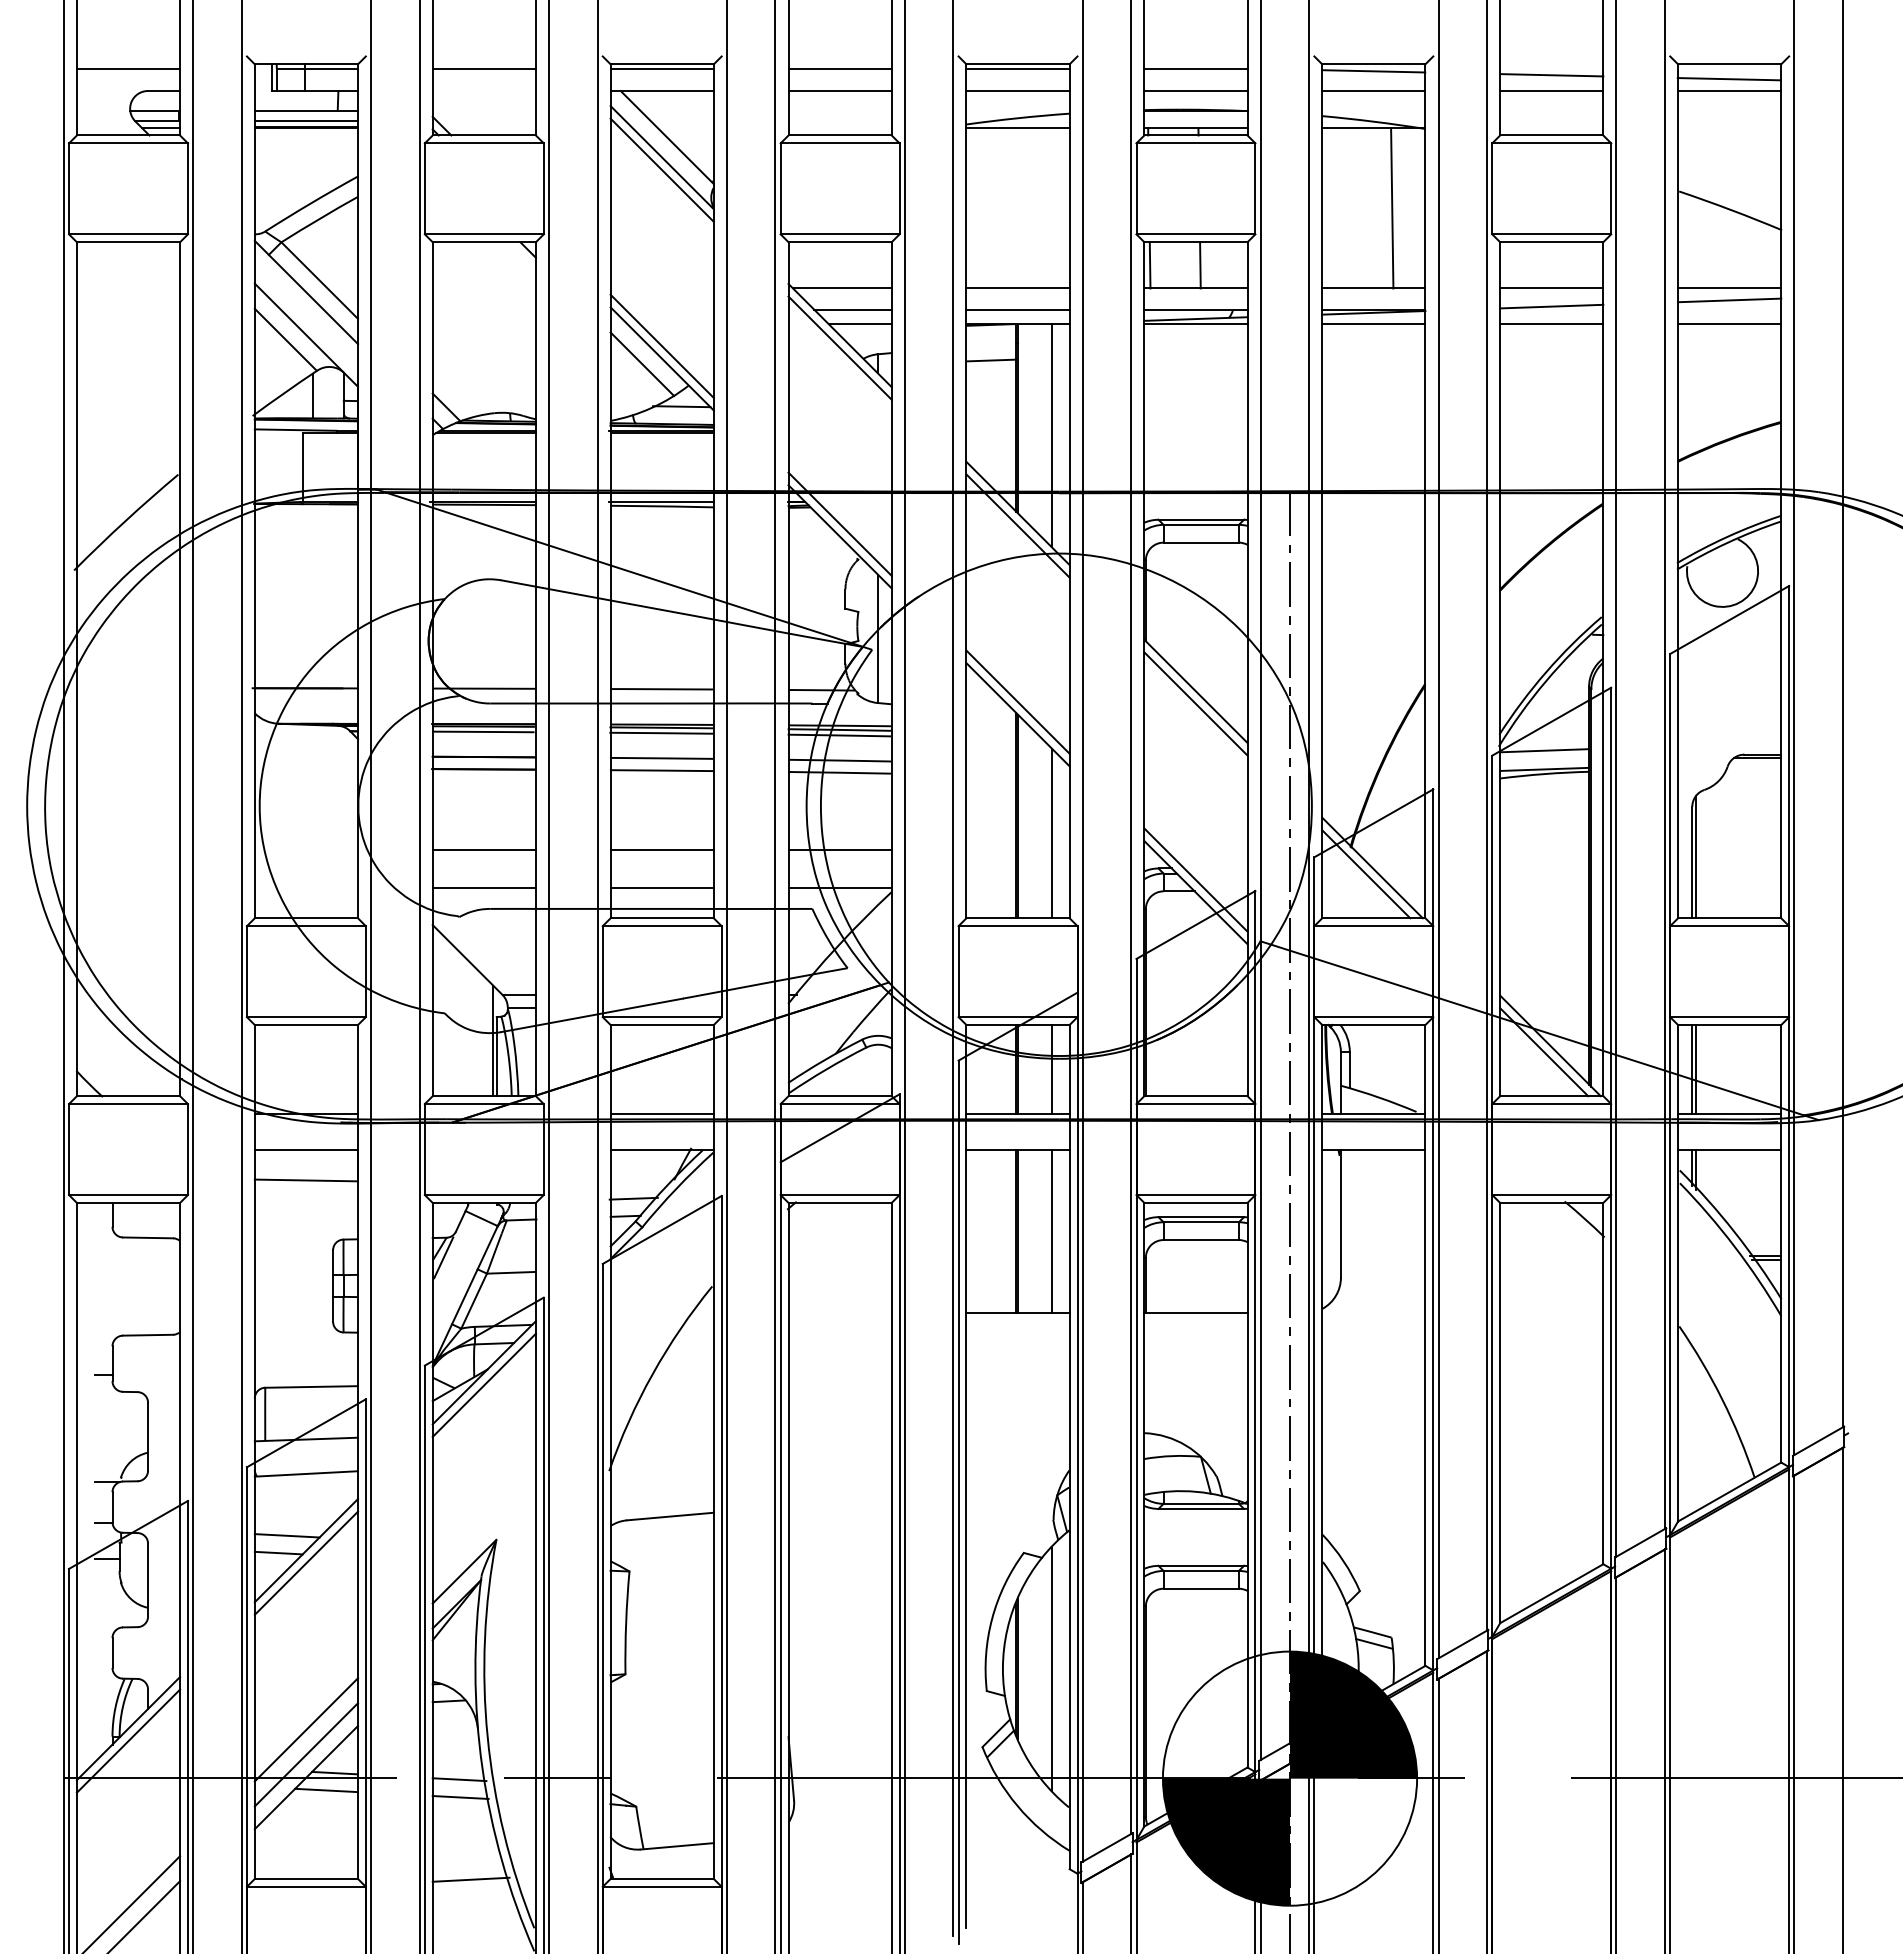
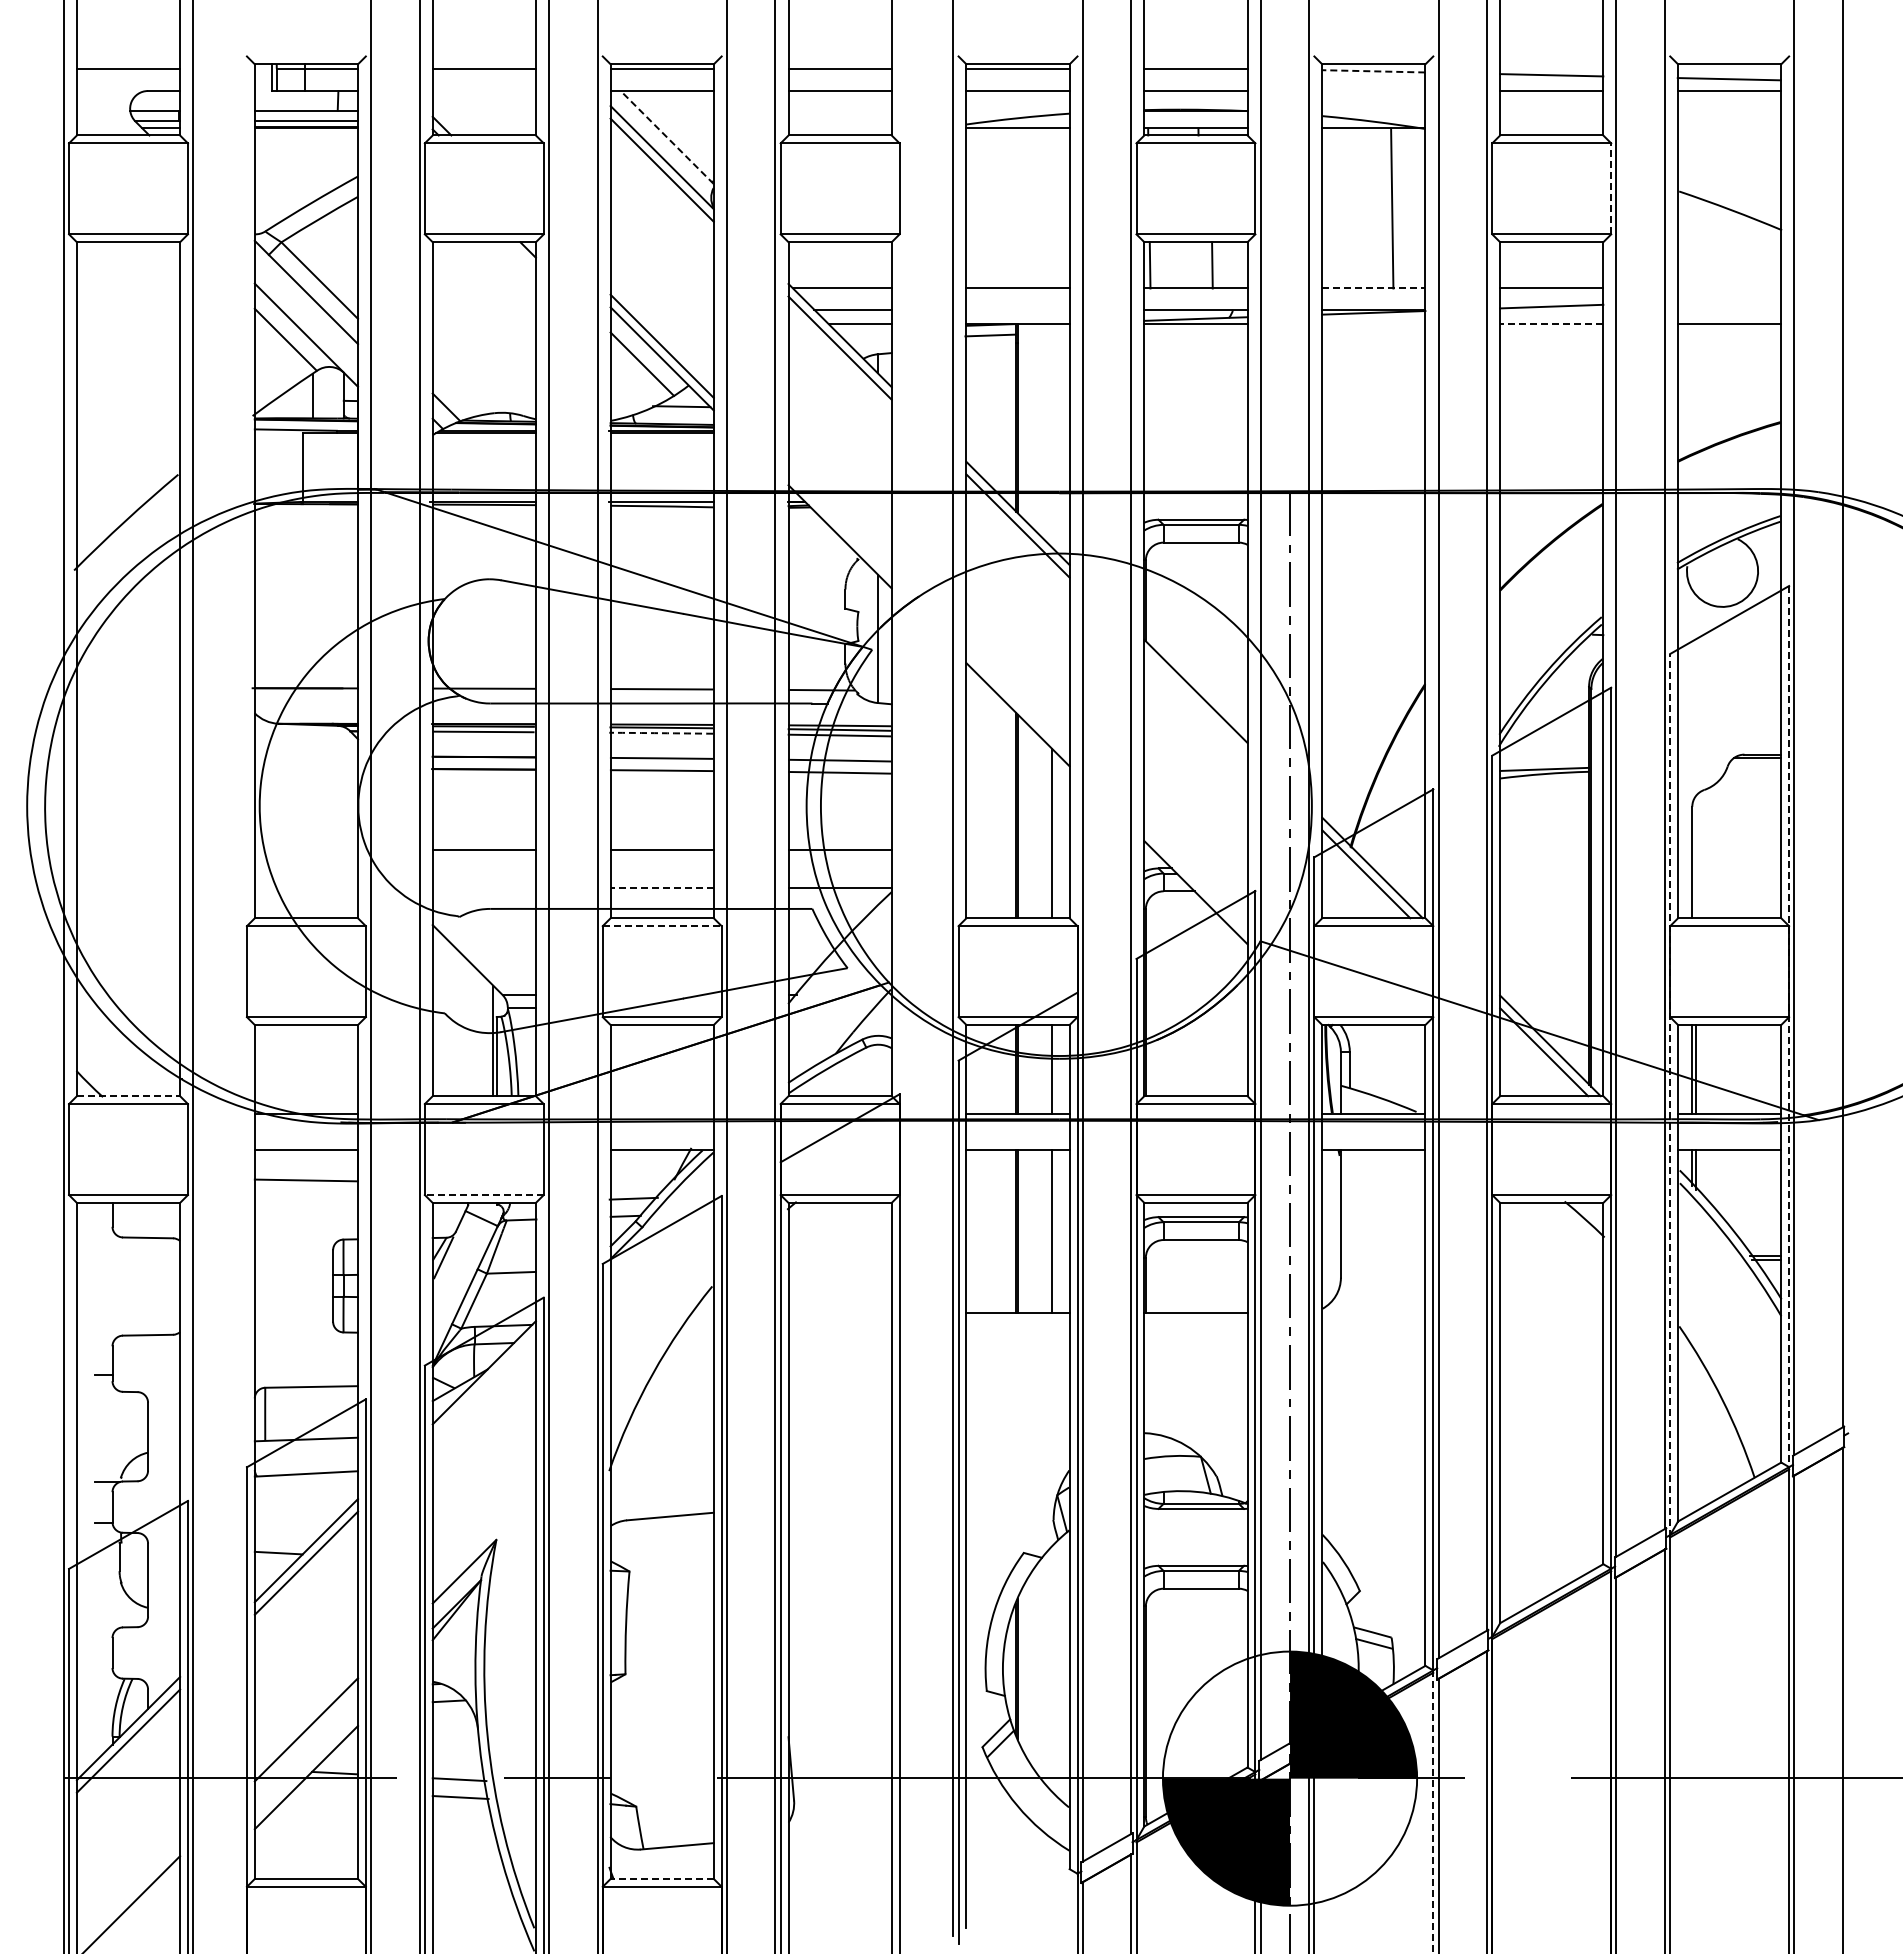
line: solid -> dashed (1373, 71)
line: present -> none (1373, 91)
line: solid -> dashed (667, 137)
line: solid -> dashed (1611, 188)
line position: (1200, 265) -> (1212, 265) (1212, 265)
line: solid -> dashed (1373, 288)
line: present -> none (1729, 288)
line: present -> none (1729, 300)
line: present -> none (1017, 309)
line: present -> none (1373, 324)
line: solid -> dashed (1551, 324)
line position: (991, 360) -> (990, 335) (990, 335)
line: present -> none (1051, 435)
line: present -> none (839, 523)
line: present -> none (1017, 701)
line: present -> none (1195, 703)
arc: solid -> dashed (661, 733)
line: present -> none (1544, 750)
line: present -> none (1695, 857)
line: present -> none (1195, 879)
line: present -> none (483, 887)
line: solid -> dashed (662, 887)
line: solid -> dashed (662, 926)
line: present -> none (241, 976)
line: present -> none (904, 976)
line: solid -> dashed (1789, 1027)
line: solid -> dashed (1670, 1095)
line: solid -> dashed (128, 1096)
line: present -> none (661, 1113)
line: solid -> dashed (483, 1195)
line: present -> none (483, 1384)
line: present -> none (286, 1535)
line: present -> none (106, 1558)
line: present -> none (1051, 1668)
line: present -> none (306, 1754)
line: present -> none (326, 1790)
line: solid -> dashed (1433, 1812)
line: solid -> dashed (662, 1878)
line: present -> none (470, 1879)
line: present -> none (145, 1915)
